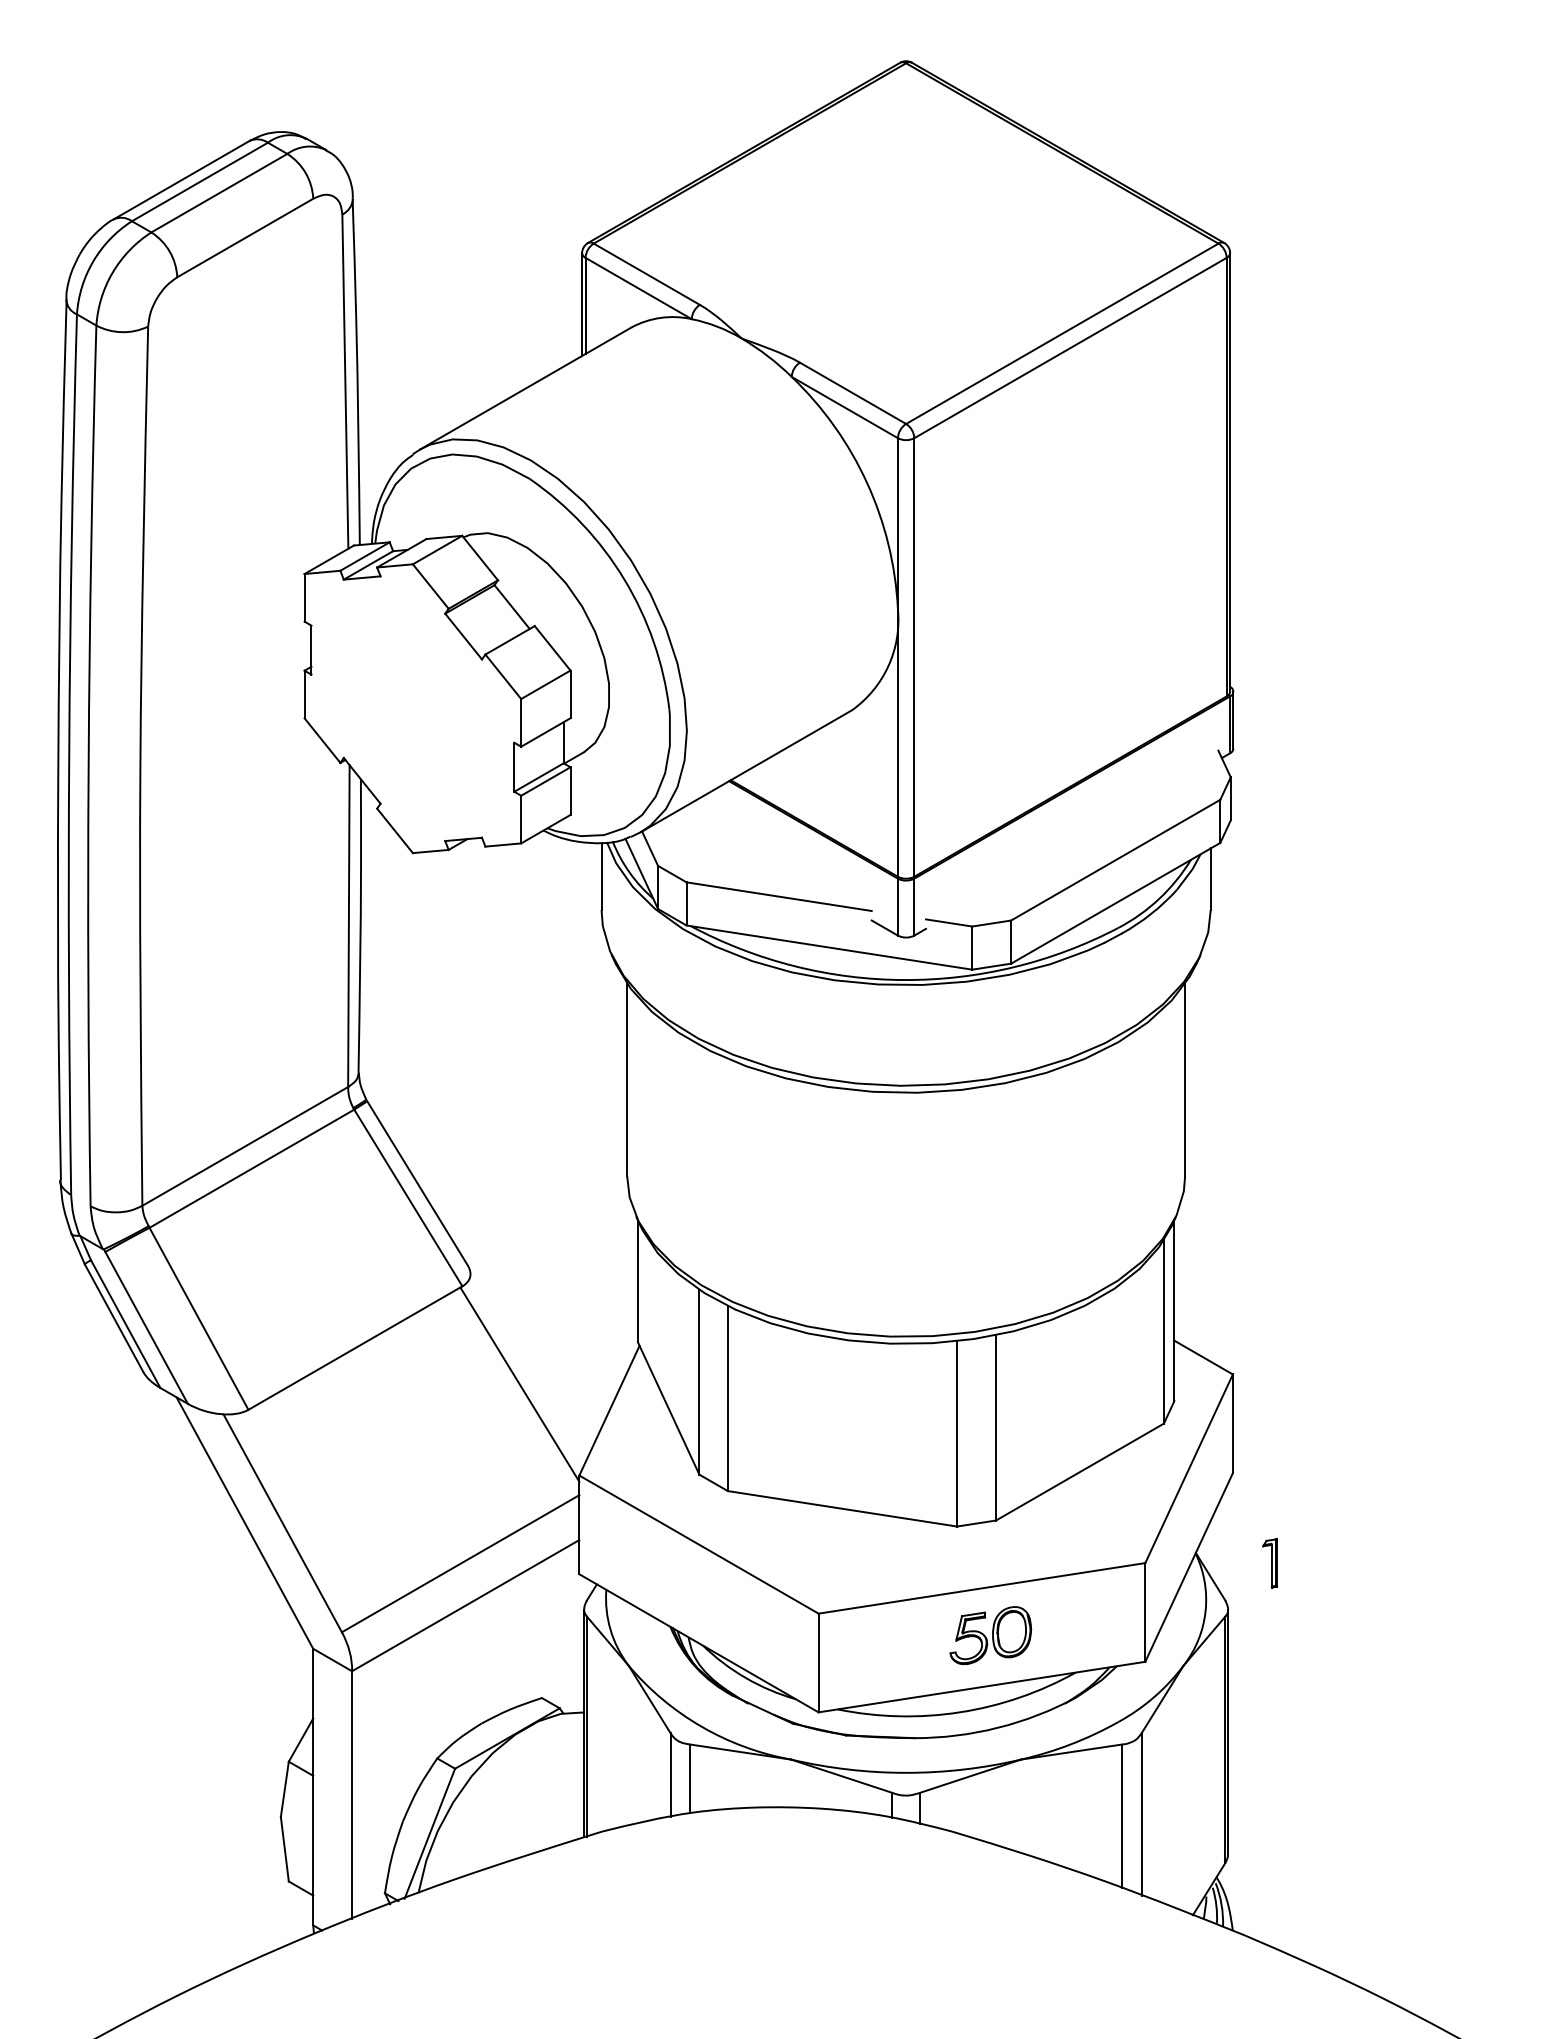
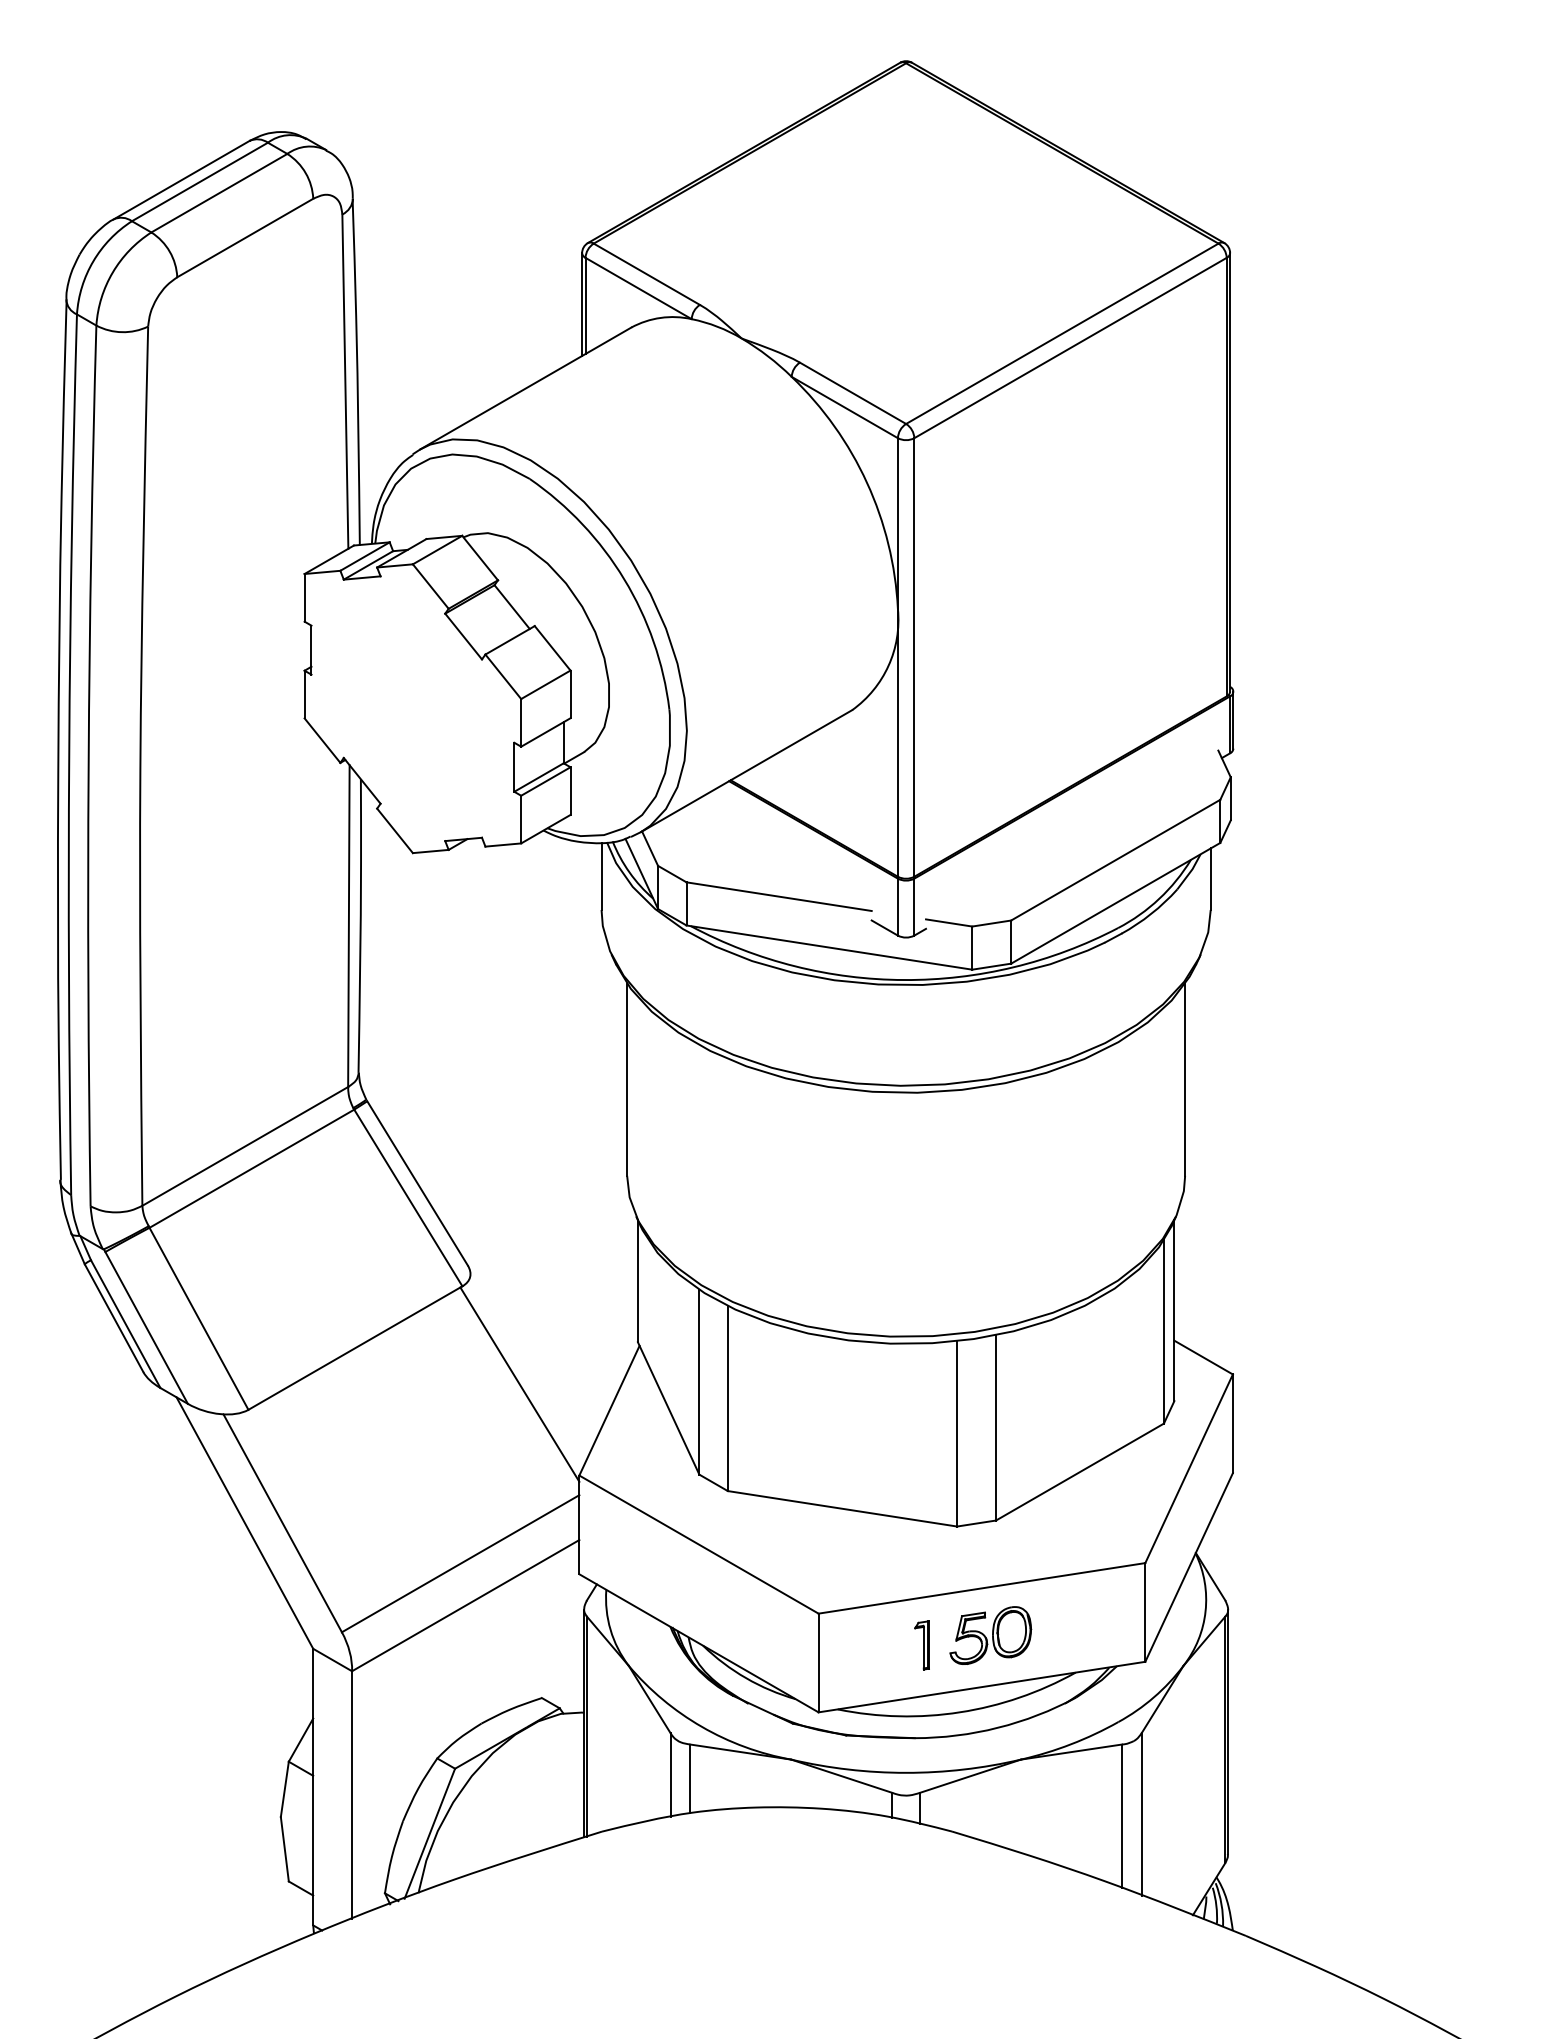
part position: (1269, 1563) -> (921, 1645) (921, 1645)
